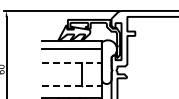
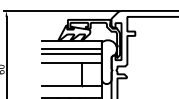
line: none -> present (71, 54)
line: dashed -> solid (71, 62)
line: dashed -> solid (71, 86)
